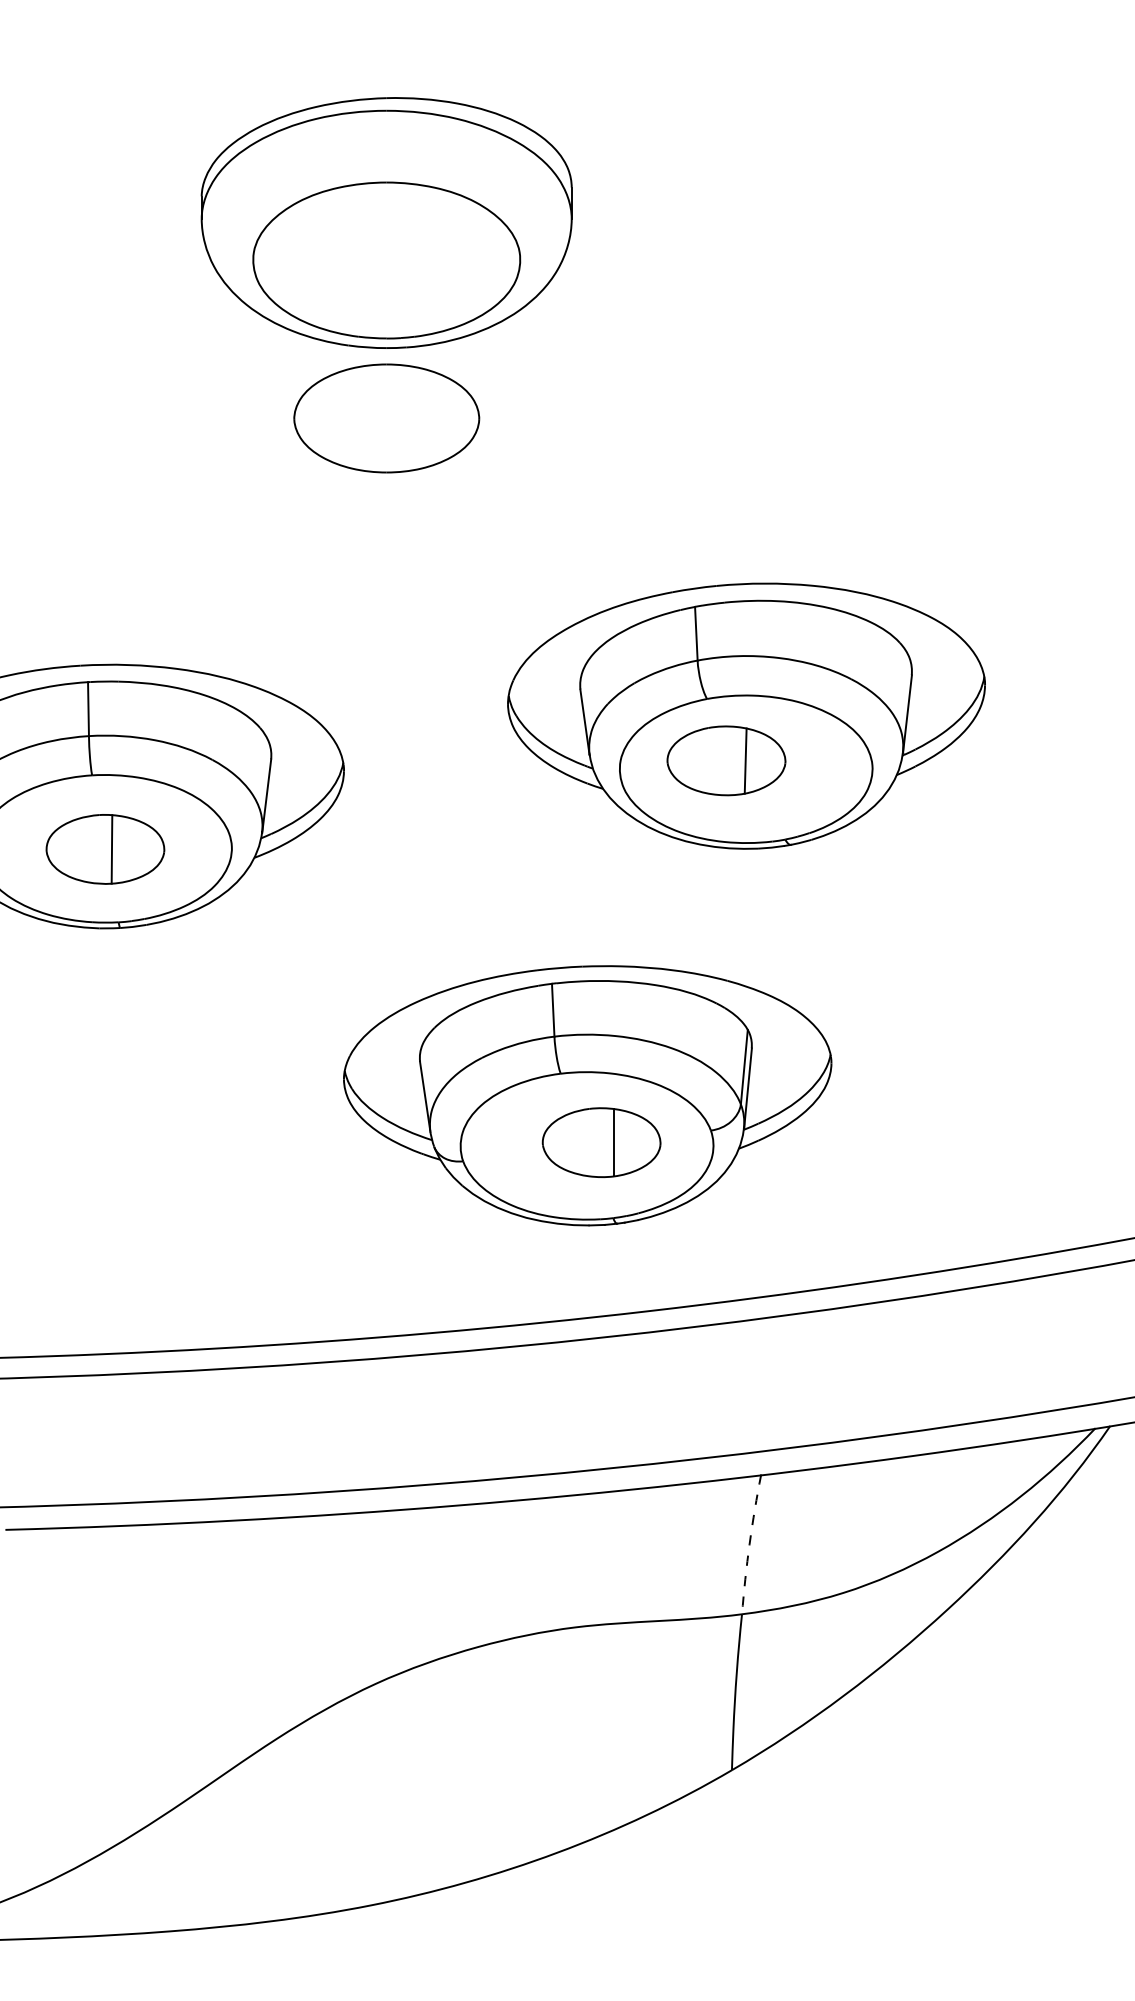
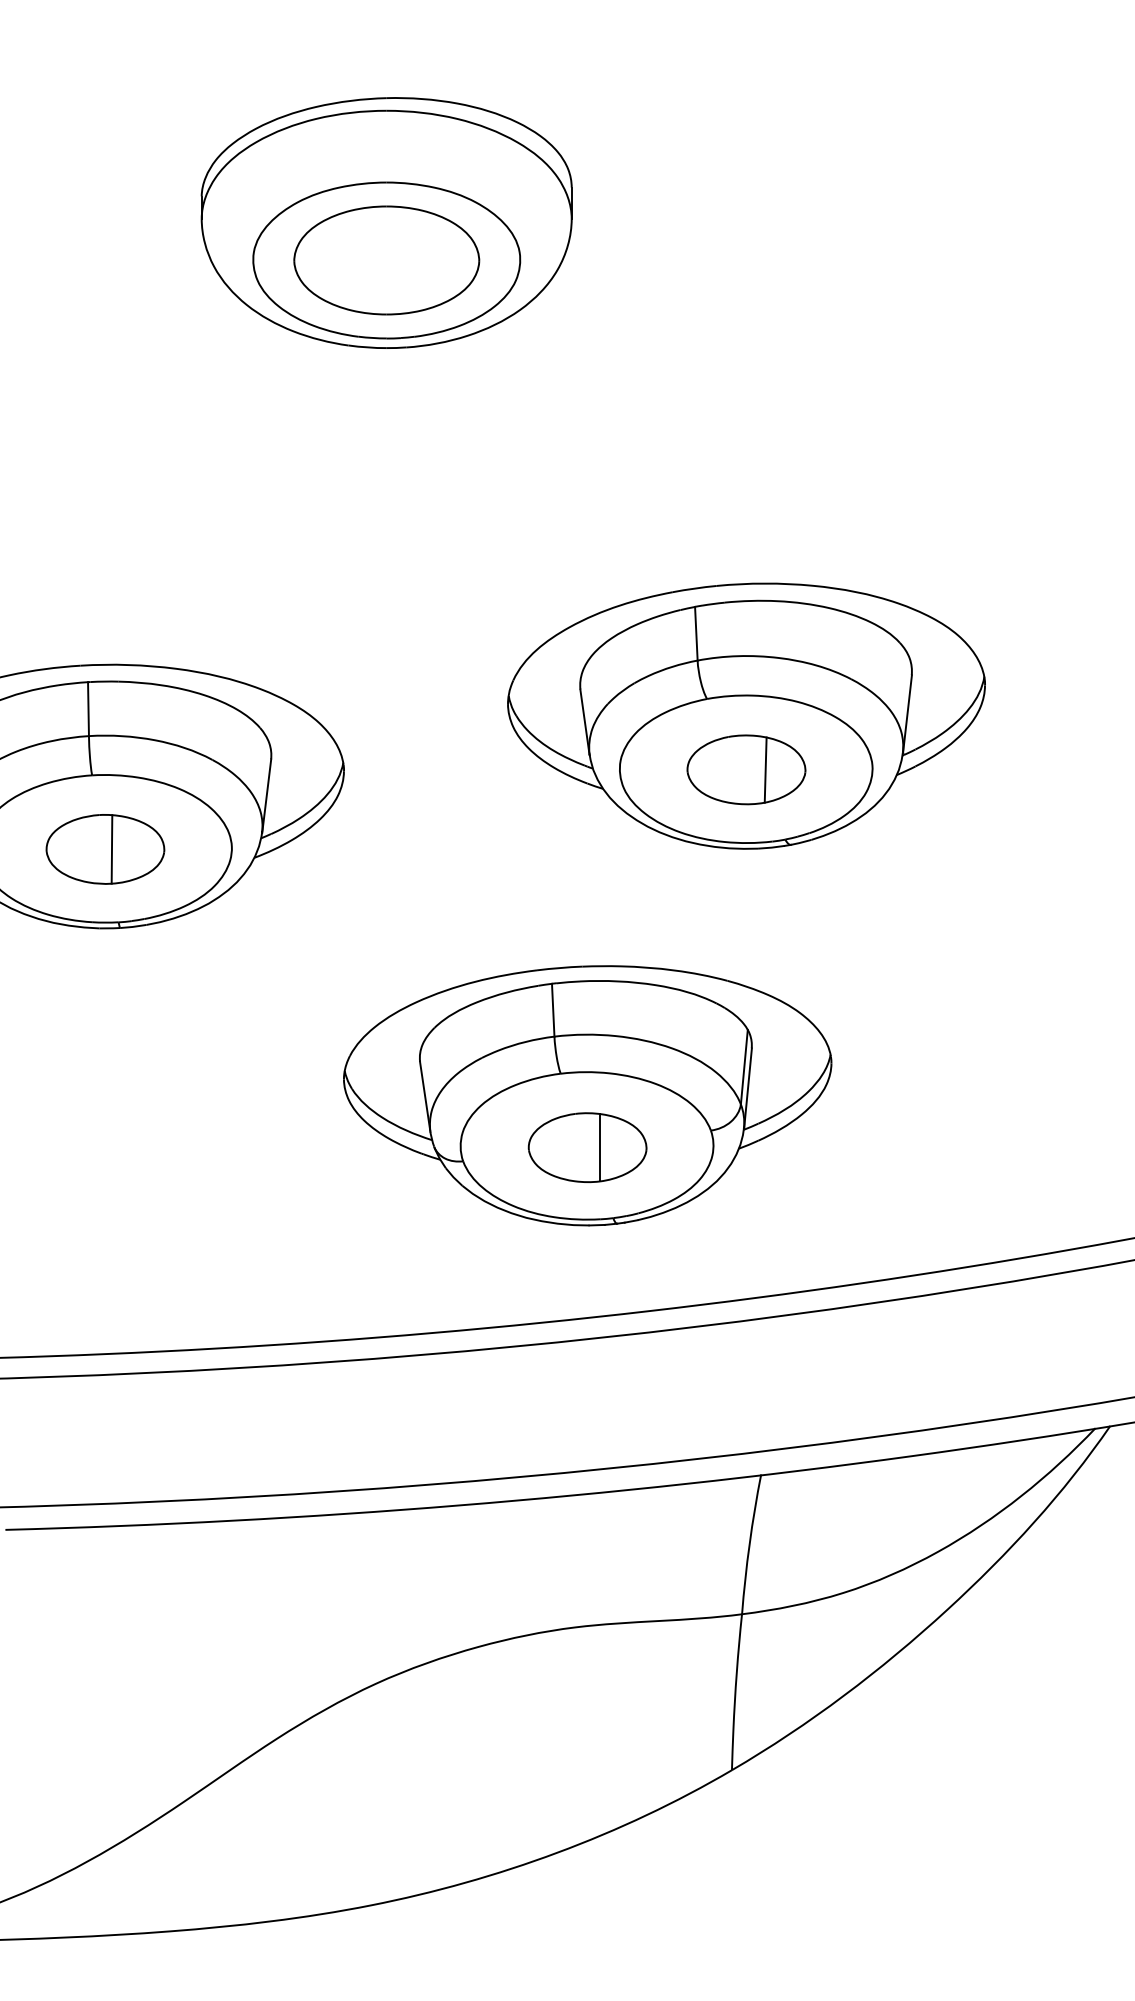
part position: (386, 418) -> (386, 260) (386, 260)
part position: (726, 760) -> (746, 769) (746, 769)
part position: (601, 1142) -> (587, 1147) (587, 1147)
arc: dashed -> solid (749, 1544)
